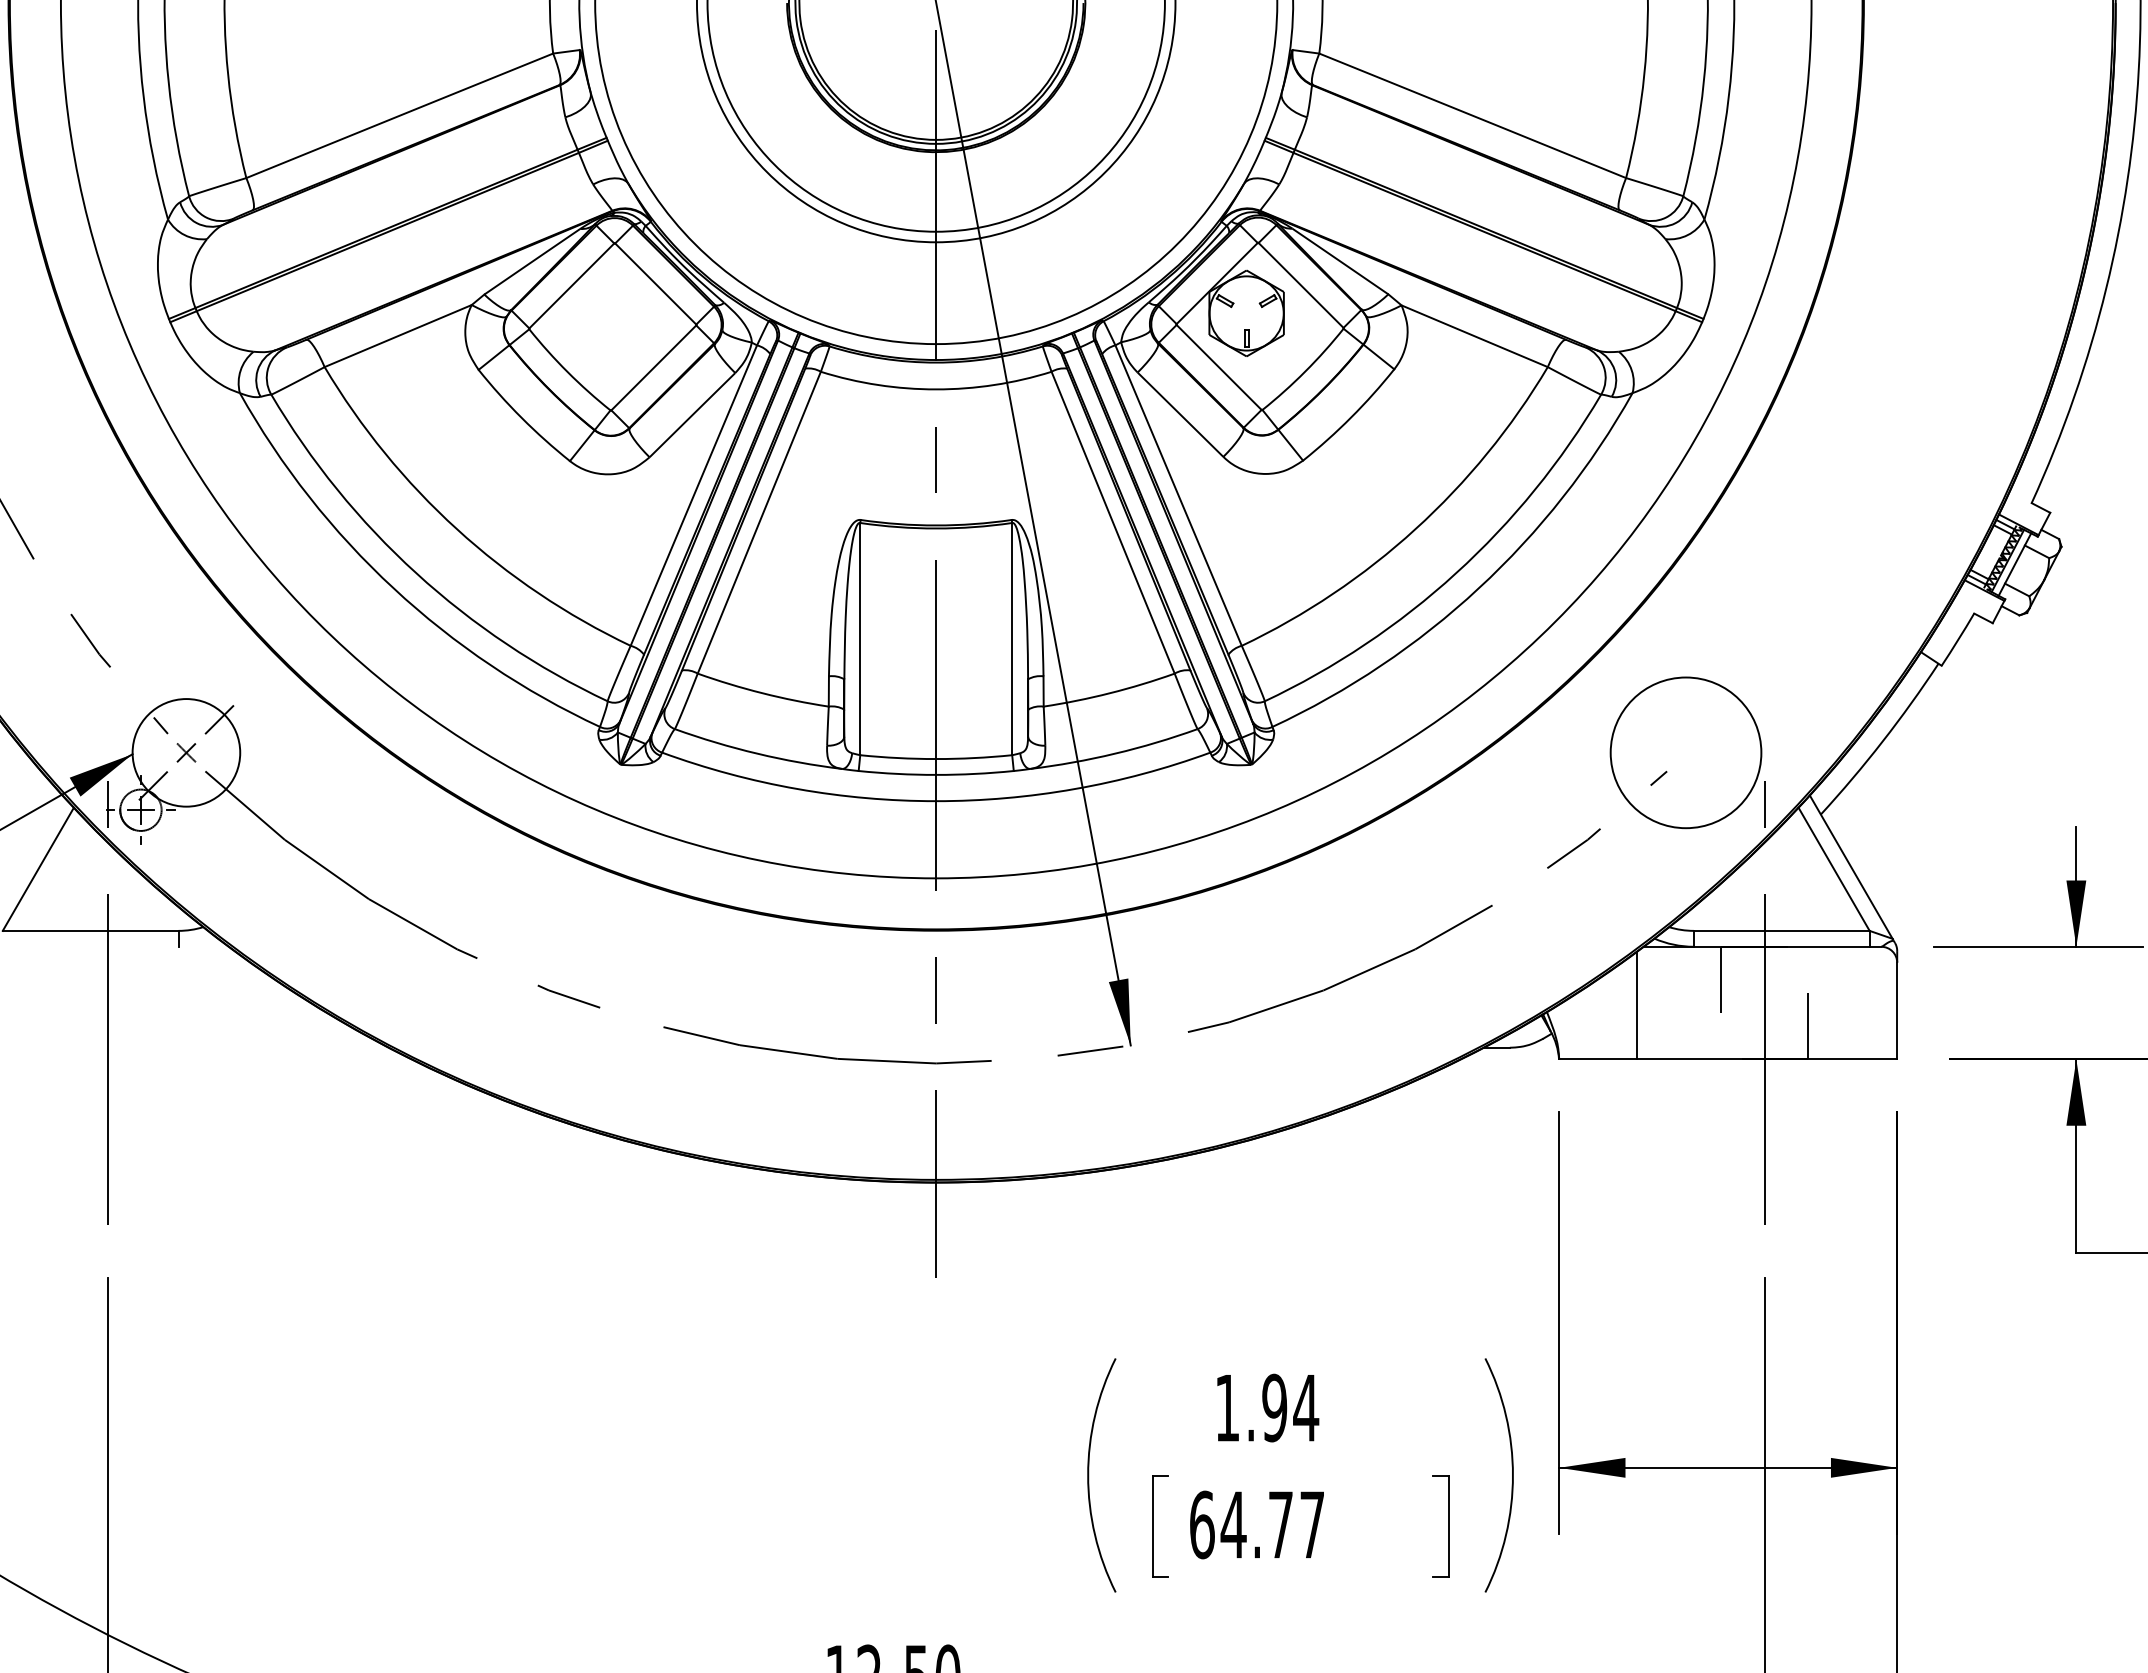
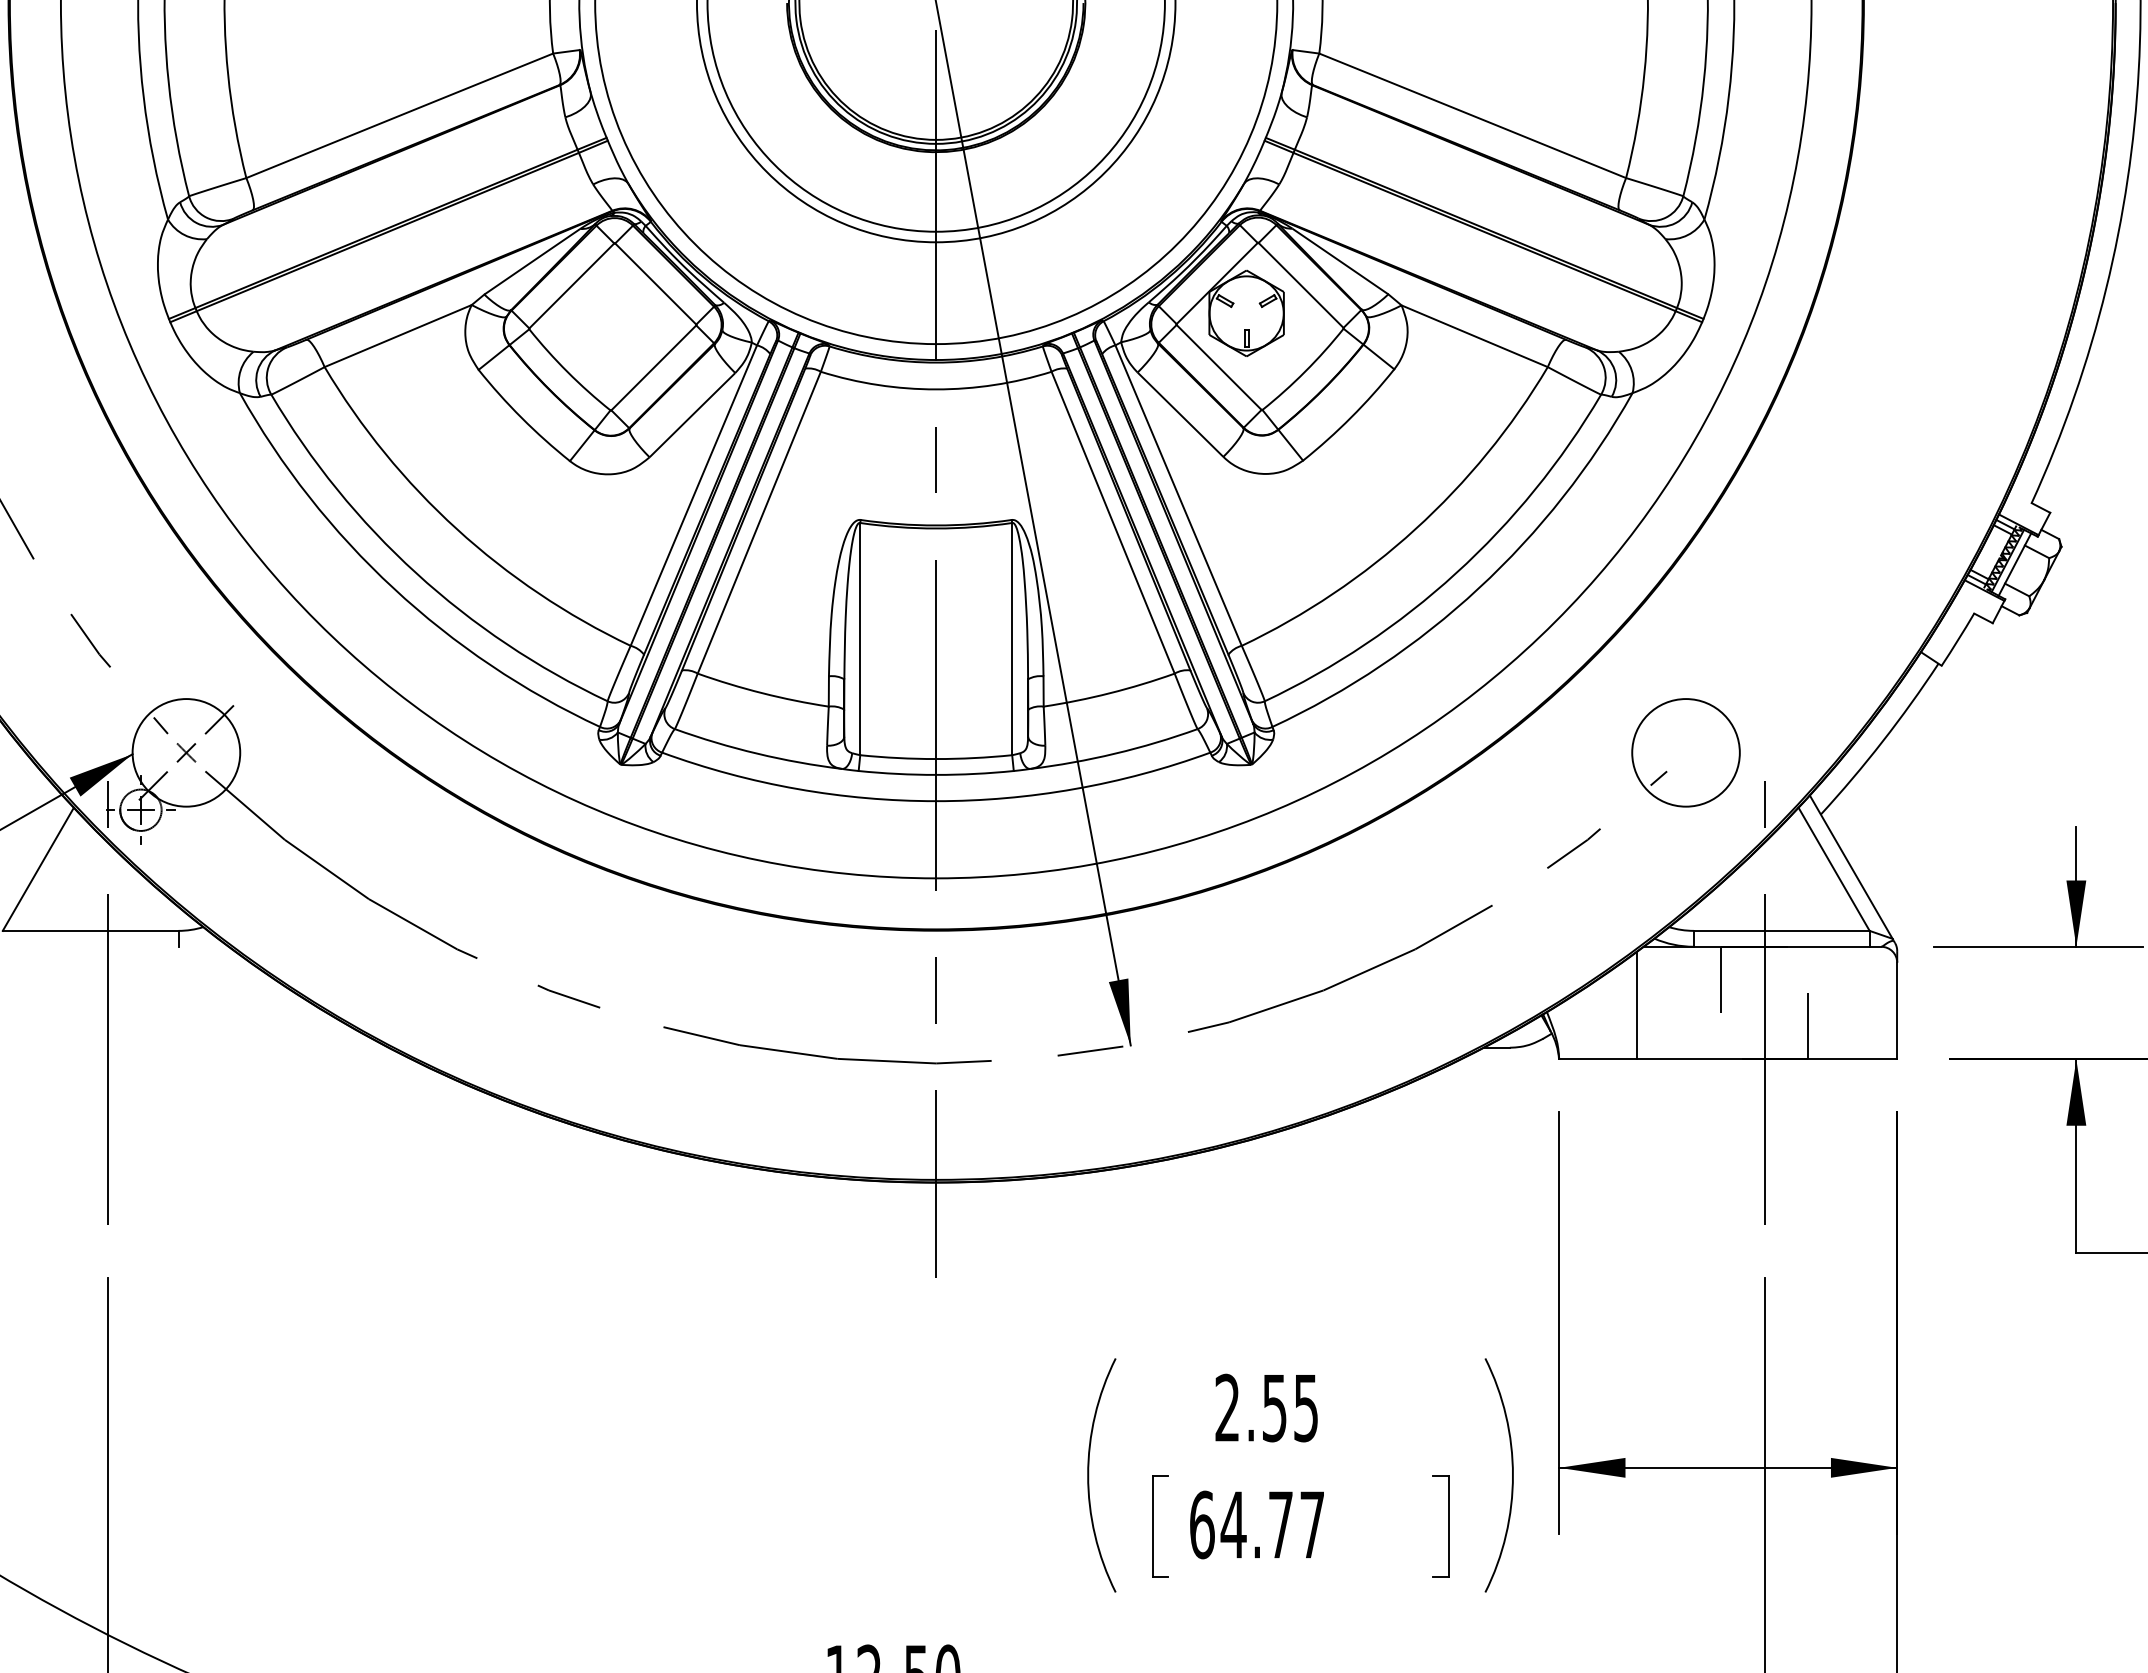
circle diameter: 151 px -> 108 px (1685, 752)
text: 1.94 -> 2.55 (1267, 1407)
